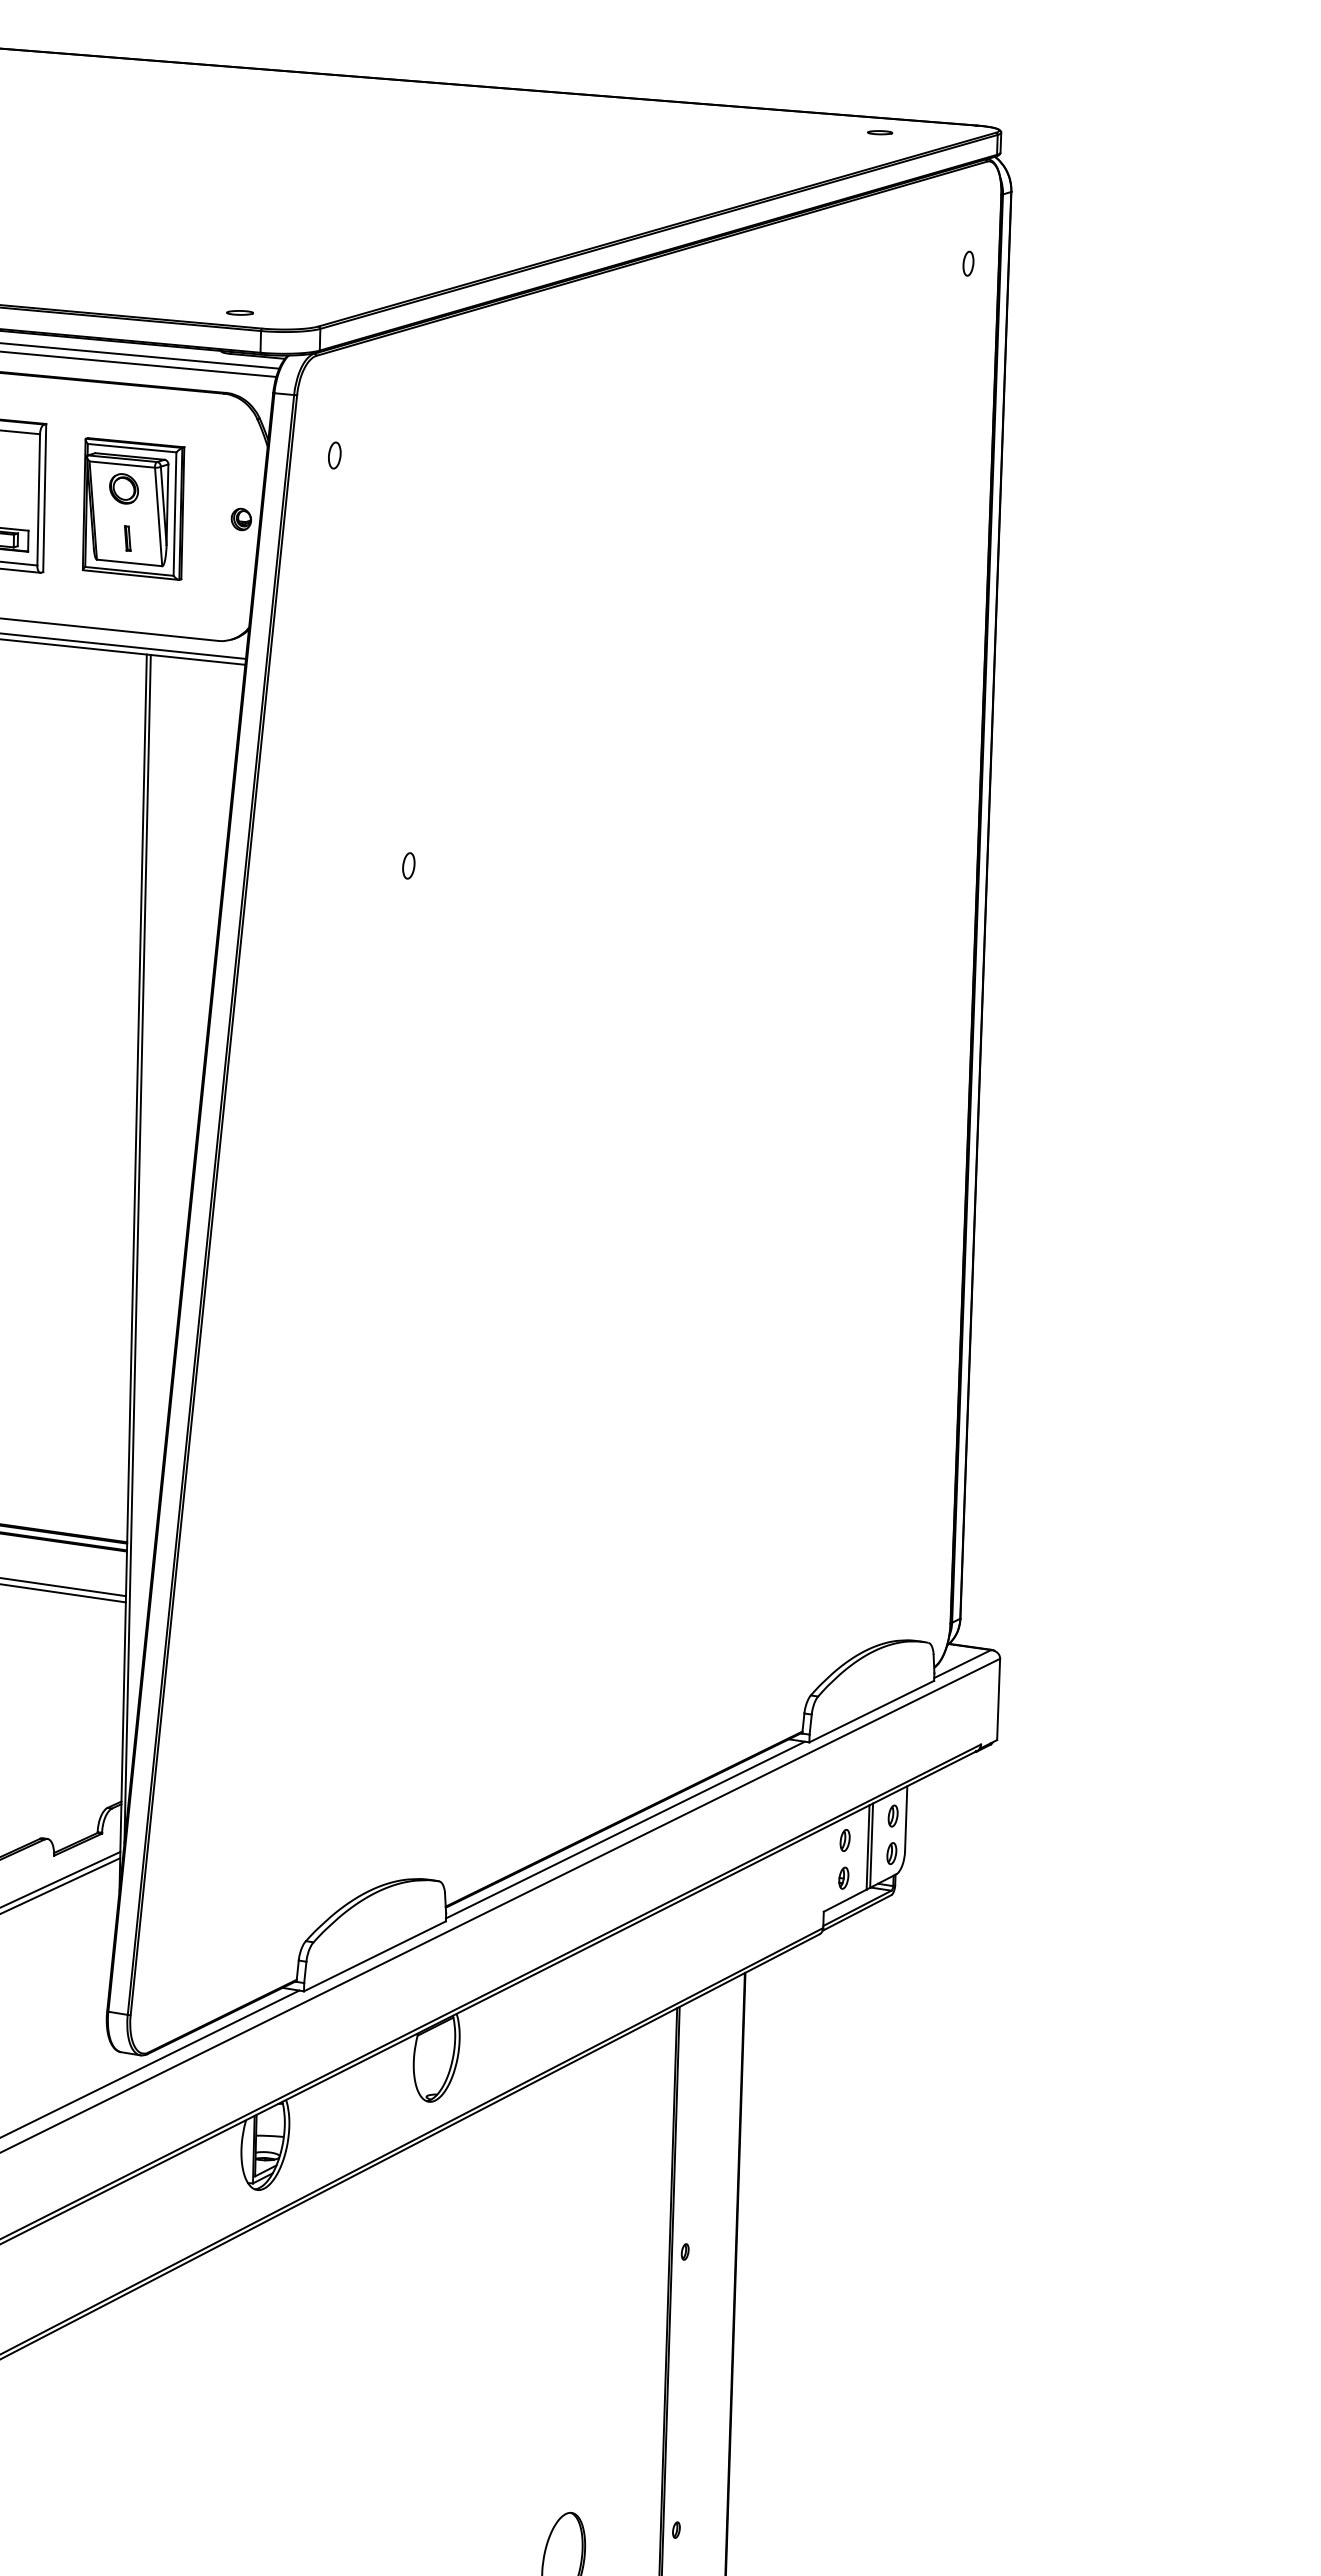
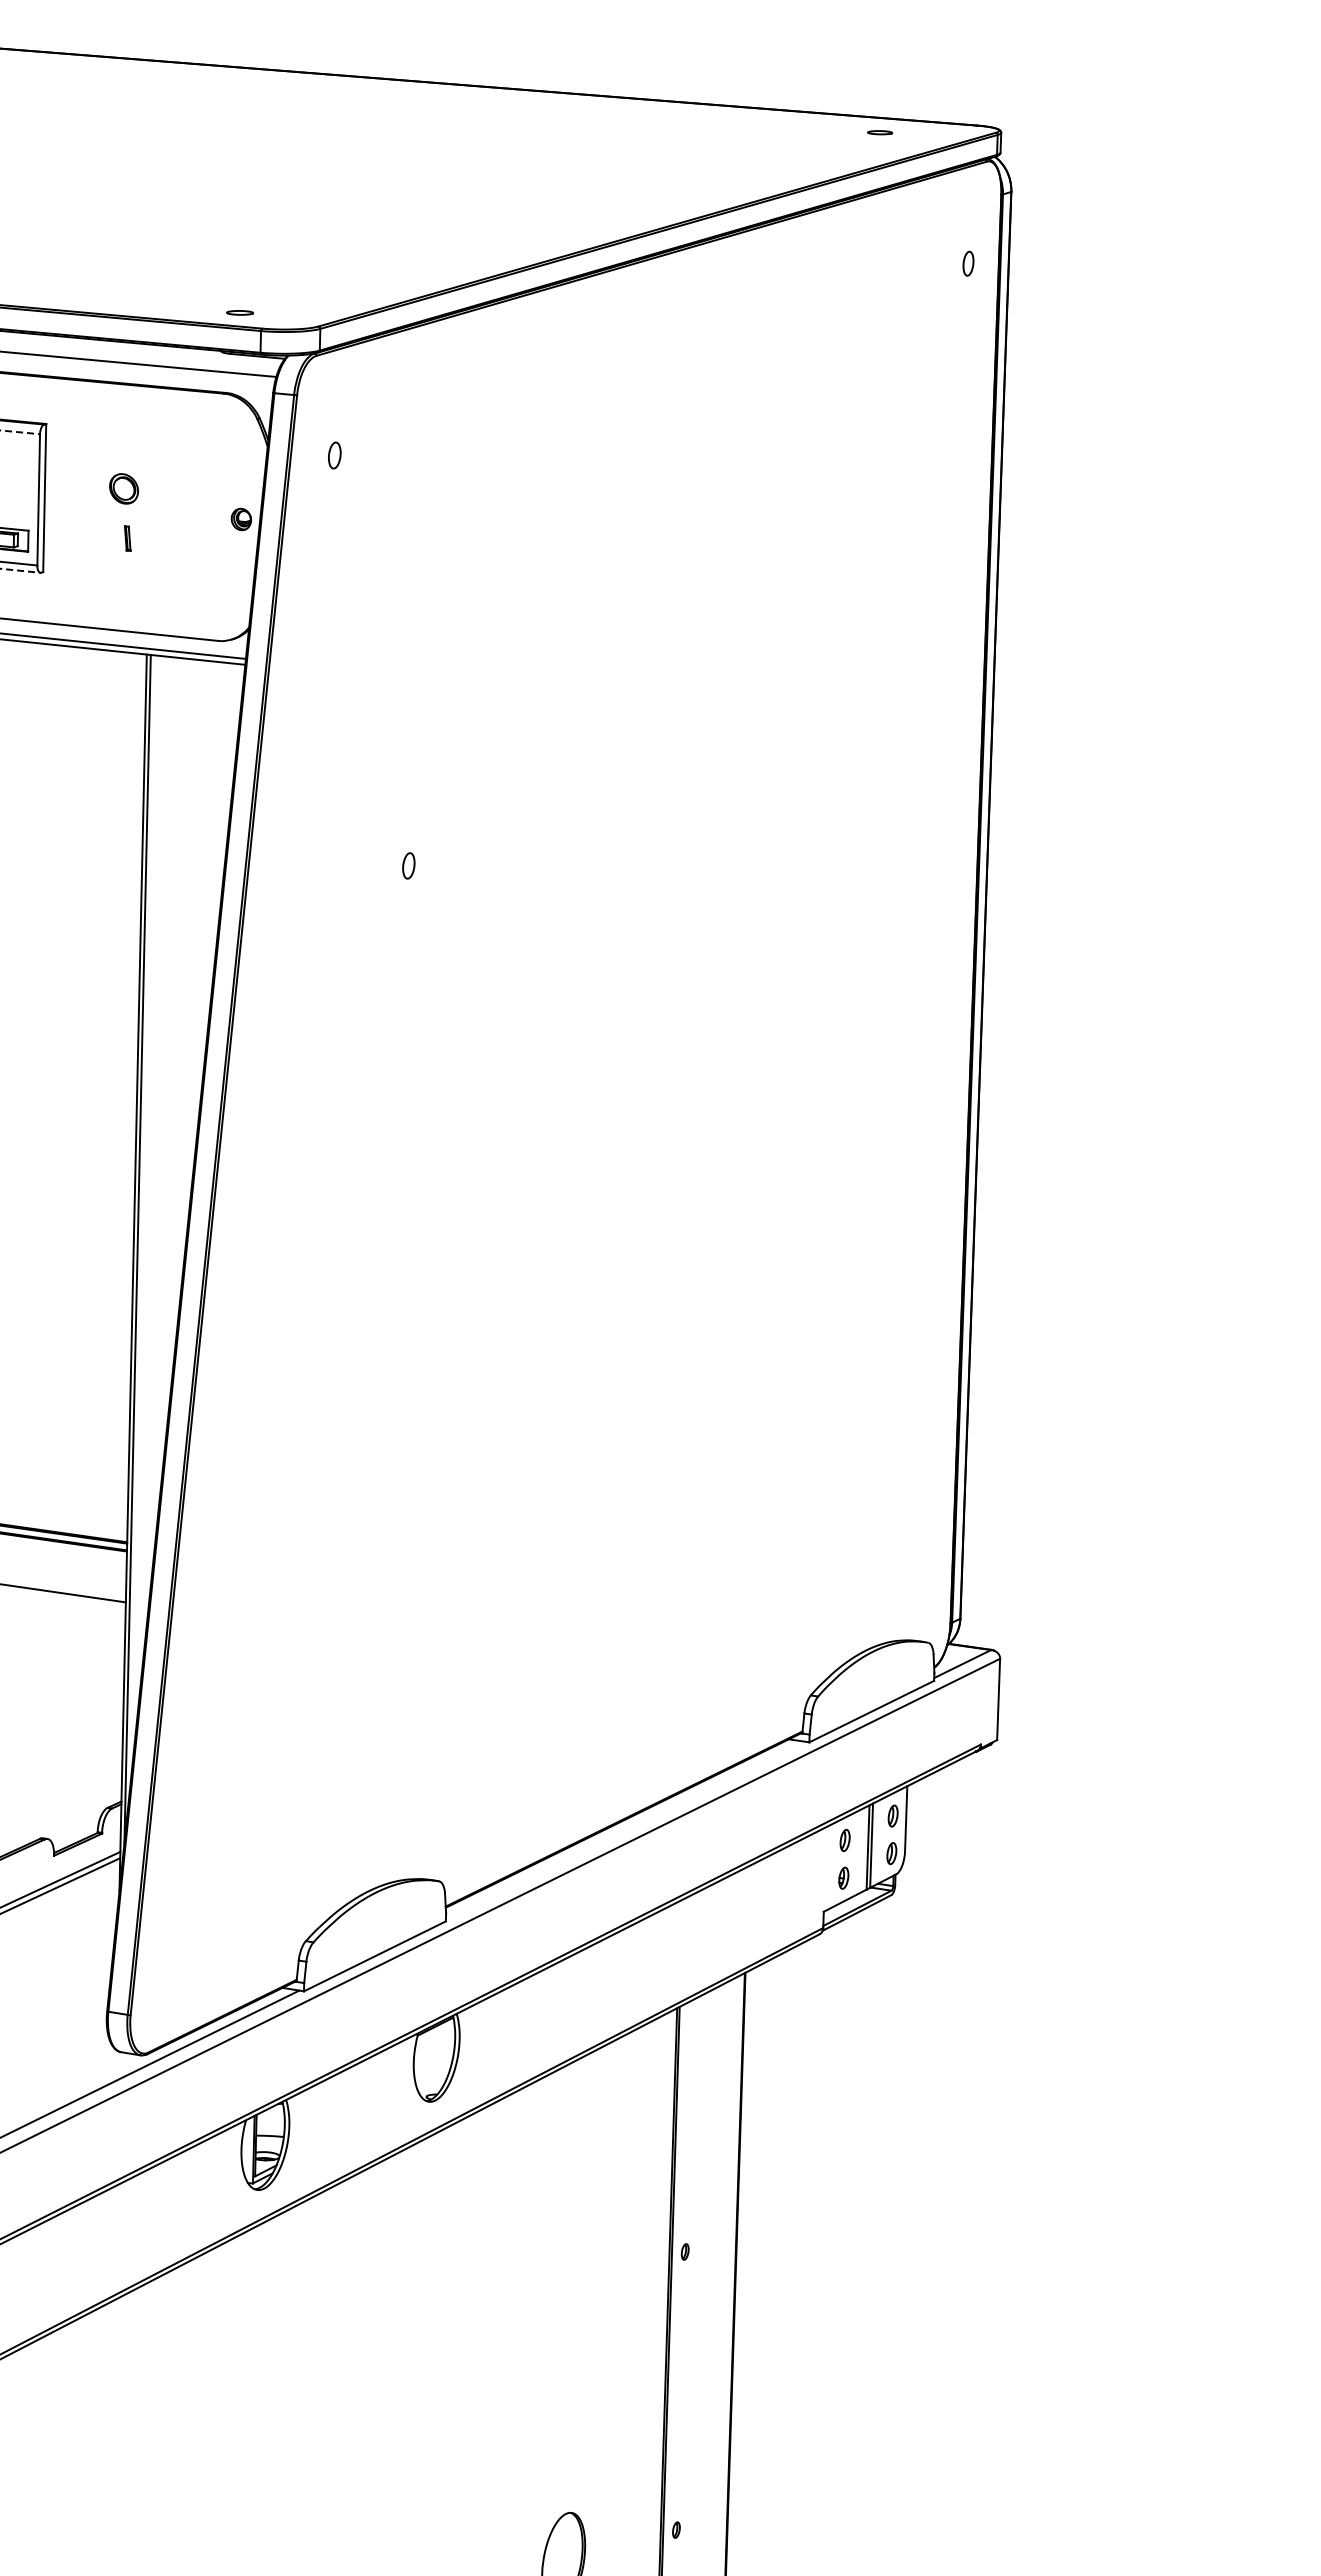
line: present -> none (140, 355)
line: solid -> dashed (20, 432)
part: present -> none (133, 508)
line: solid -> dashed (20, 570)
line: present -> none (64, 1587)
line: present -> none (624, 1829)
